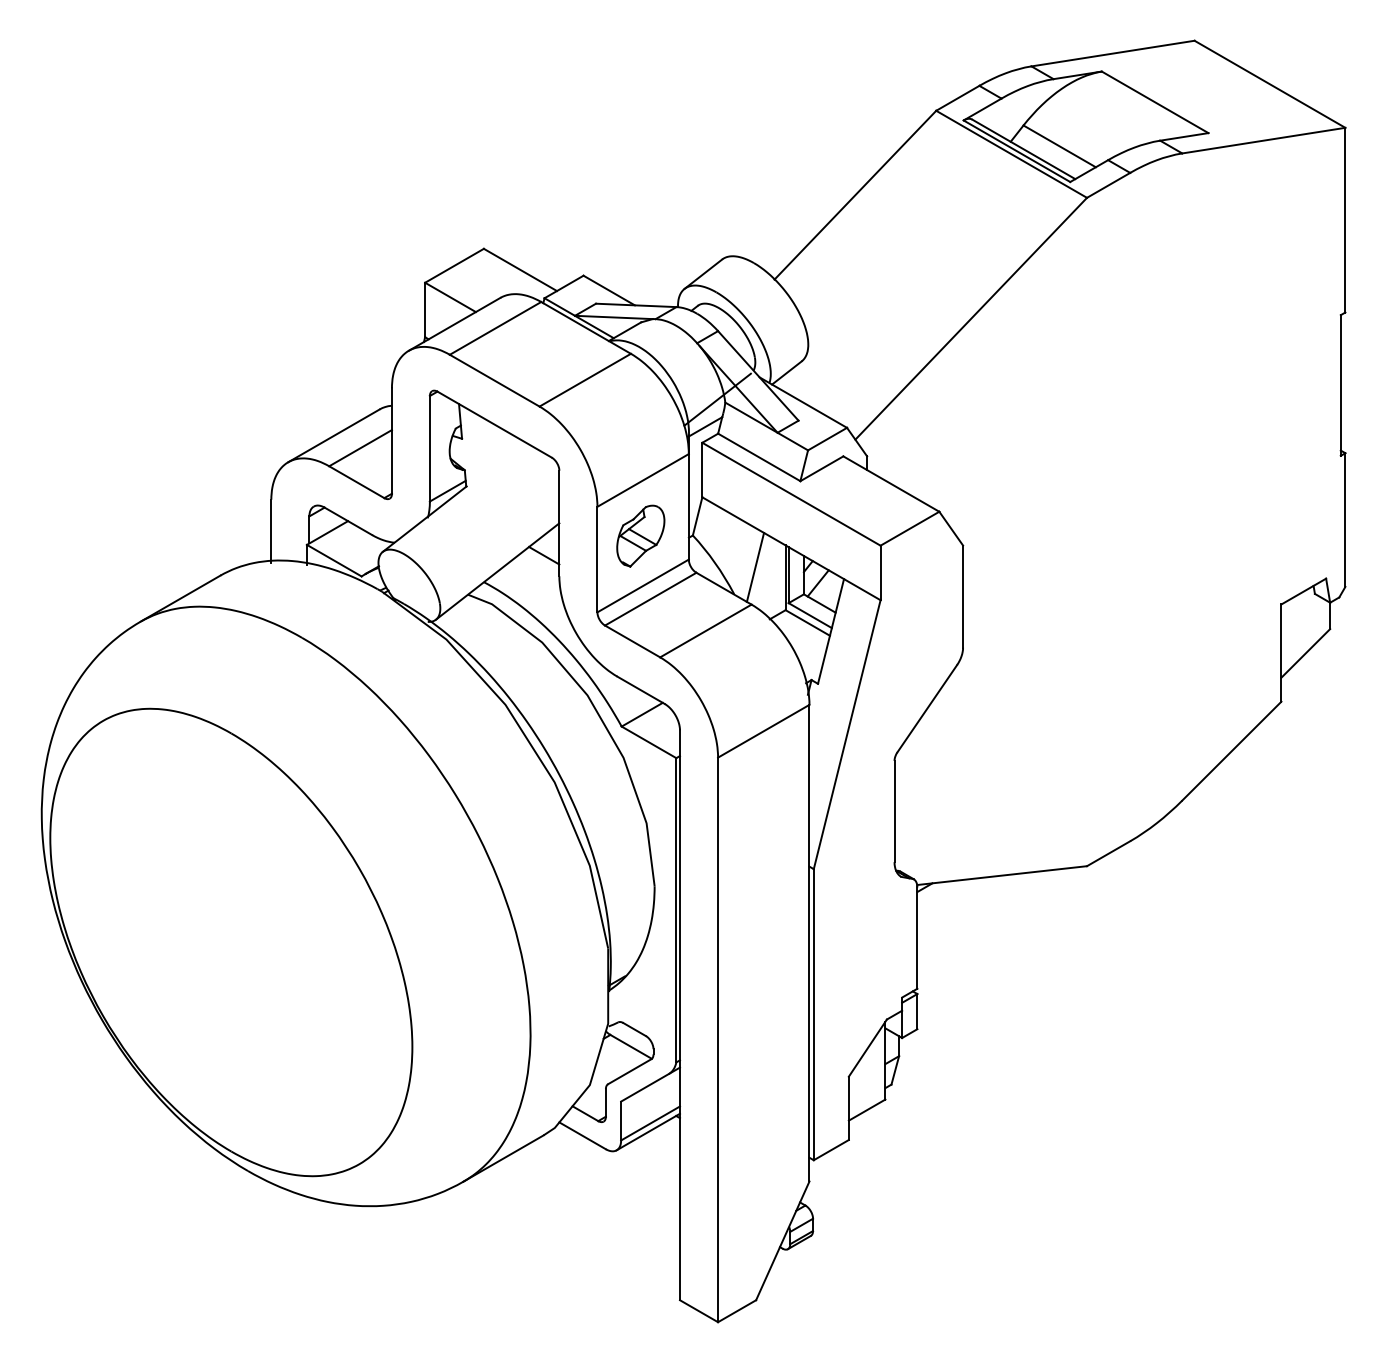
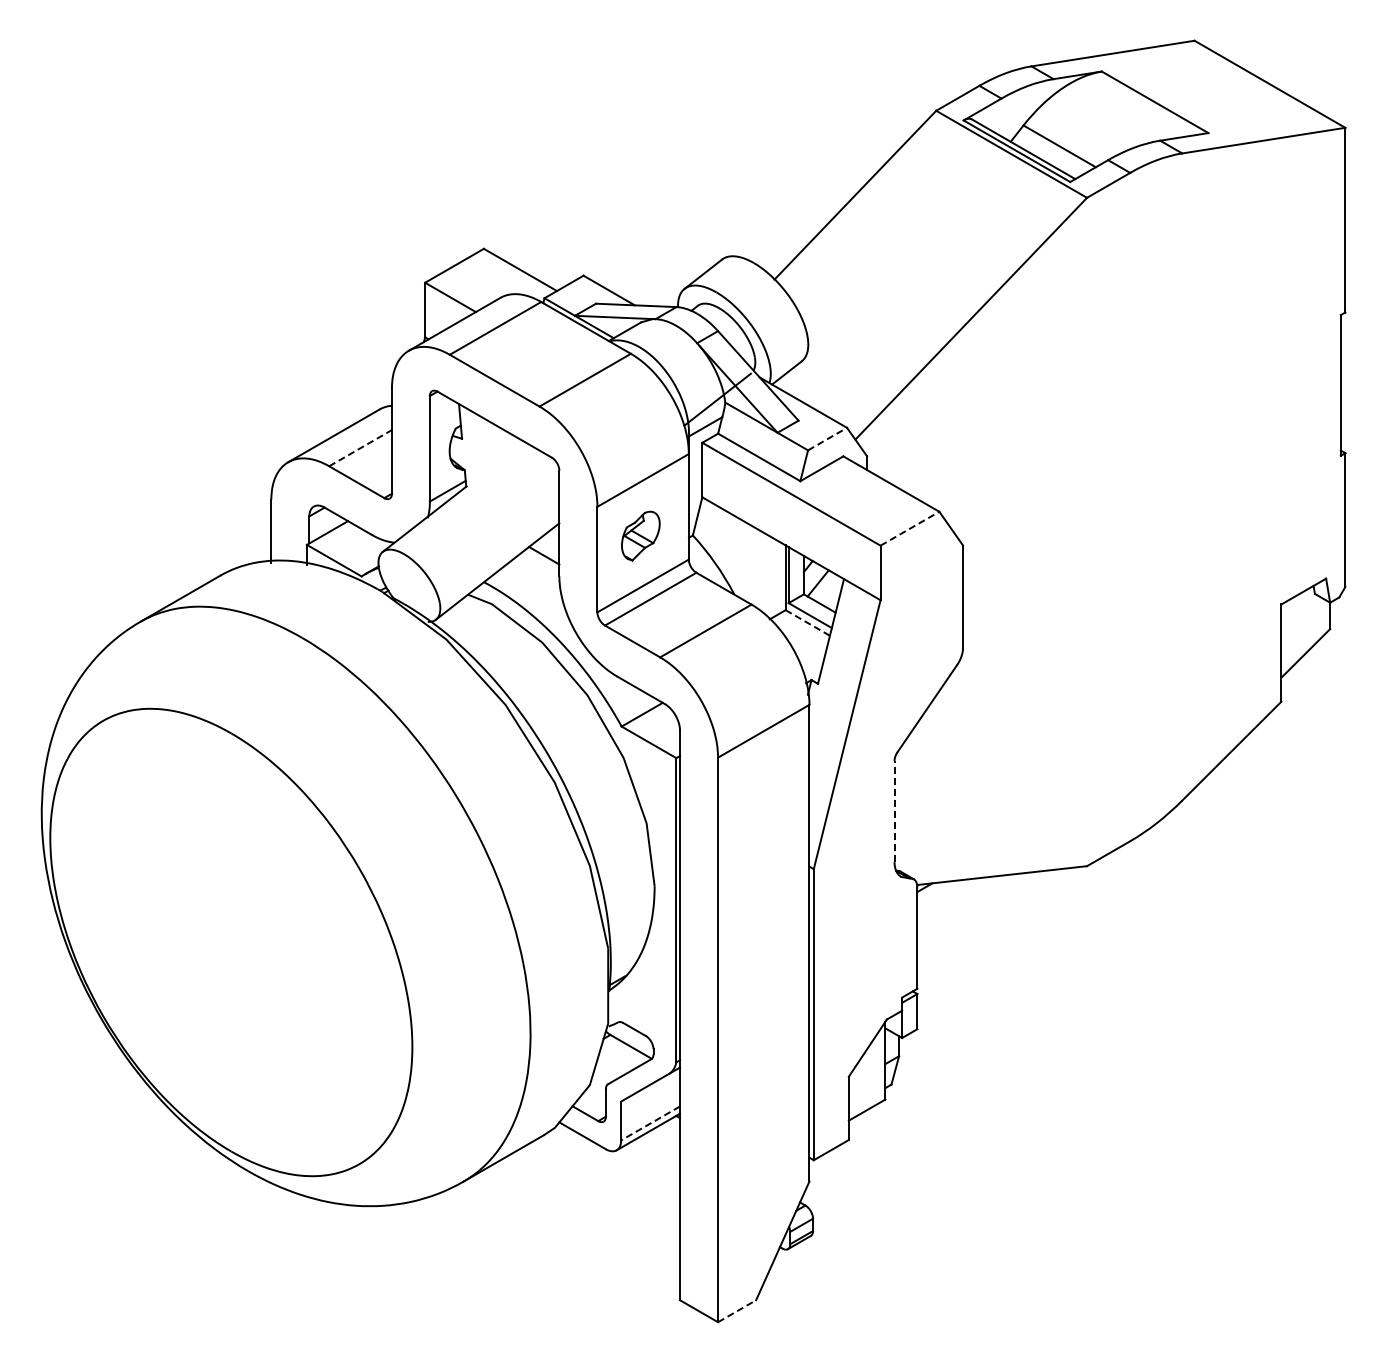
line: solid -> dashed (827, 439)
line: solid -> dashed (361, 447)
line: solid -> dashed (909, 528)
part size: 50x64 px -> 40x52 px (640, 535)
line: present -> none (755, 566)
line: solid -> dashed (807, 622)
line: solid -> dashed (894, 811)
line: solid -> dashed (650, 1123)
line: solid -> dashed (737, 1311)
